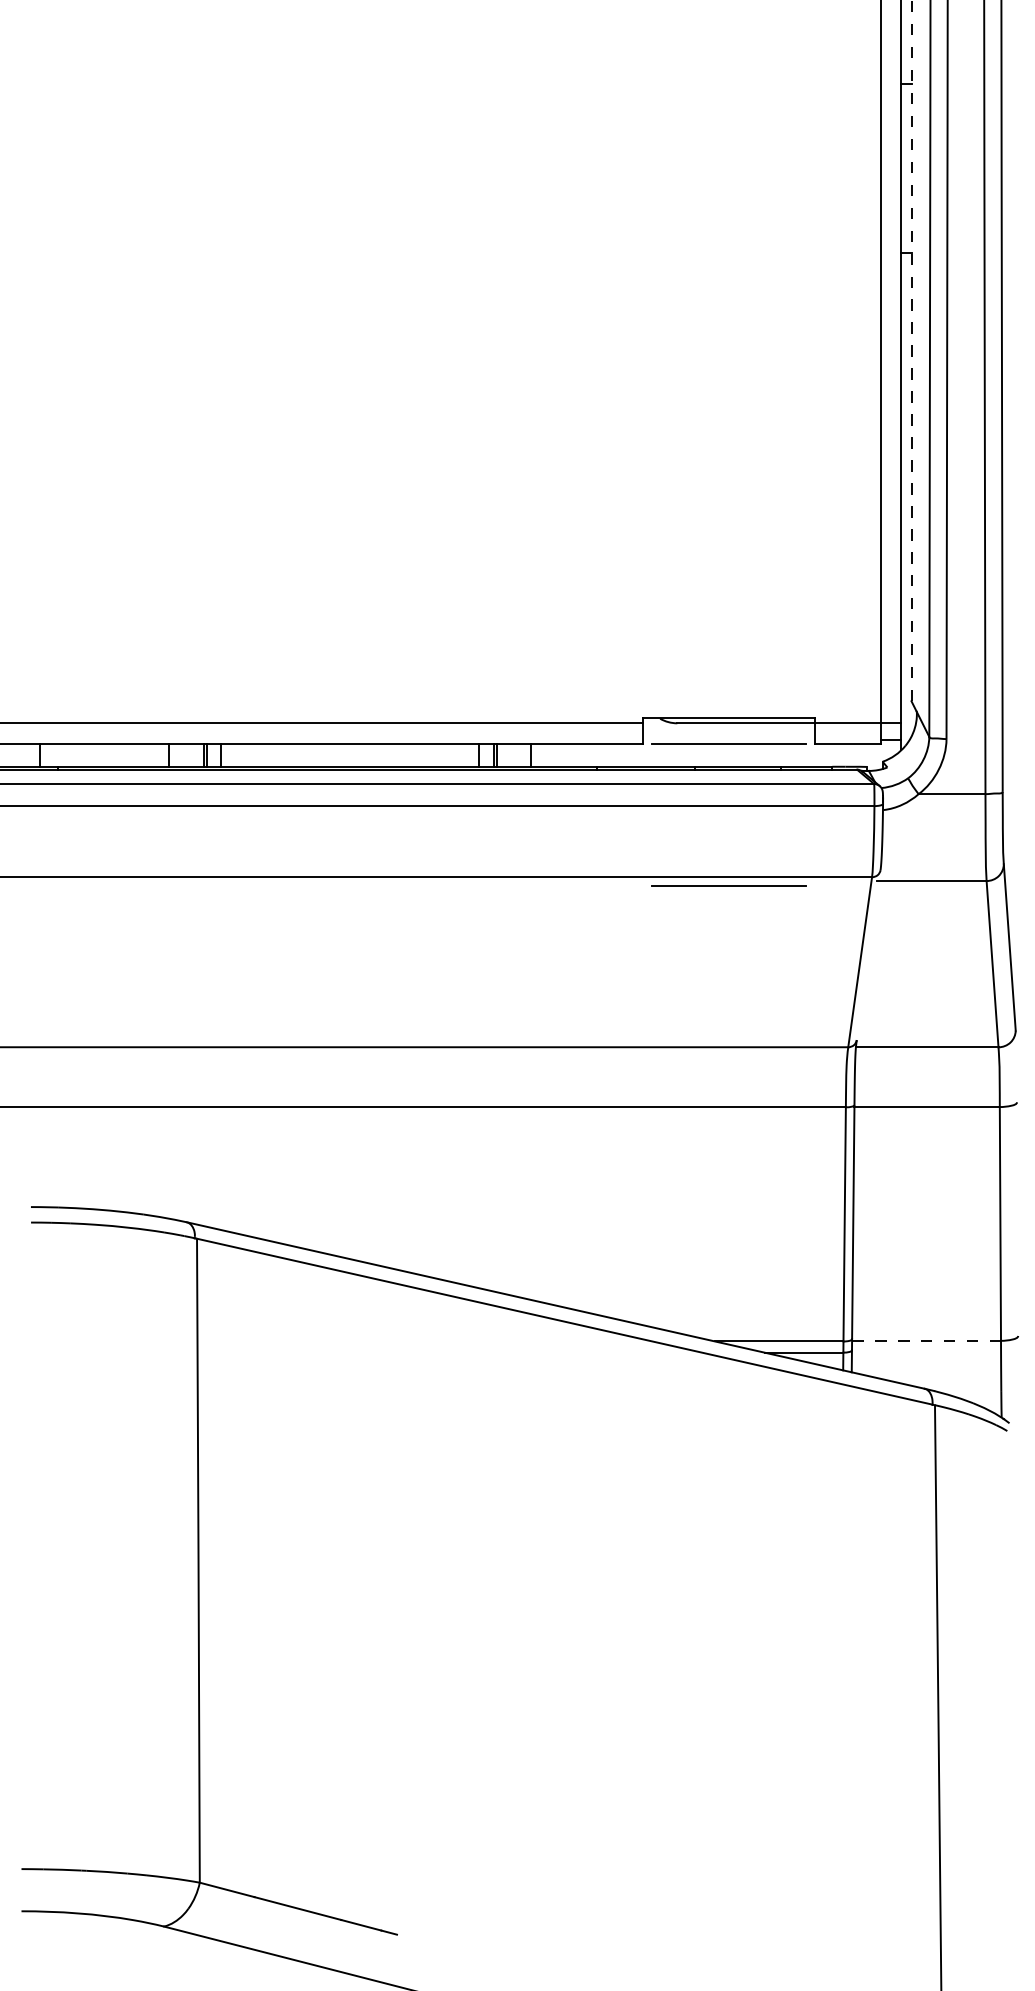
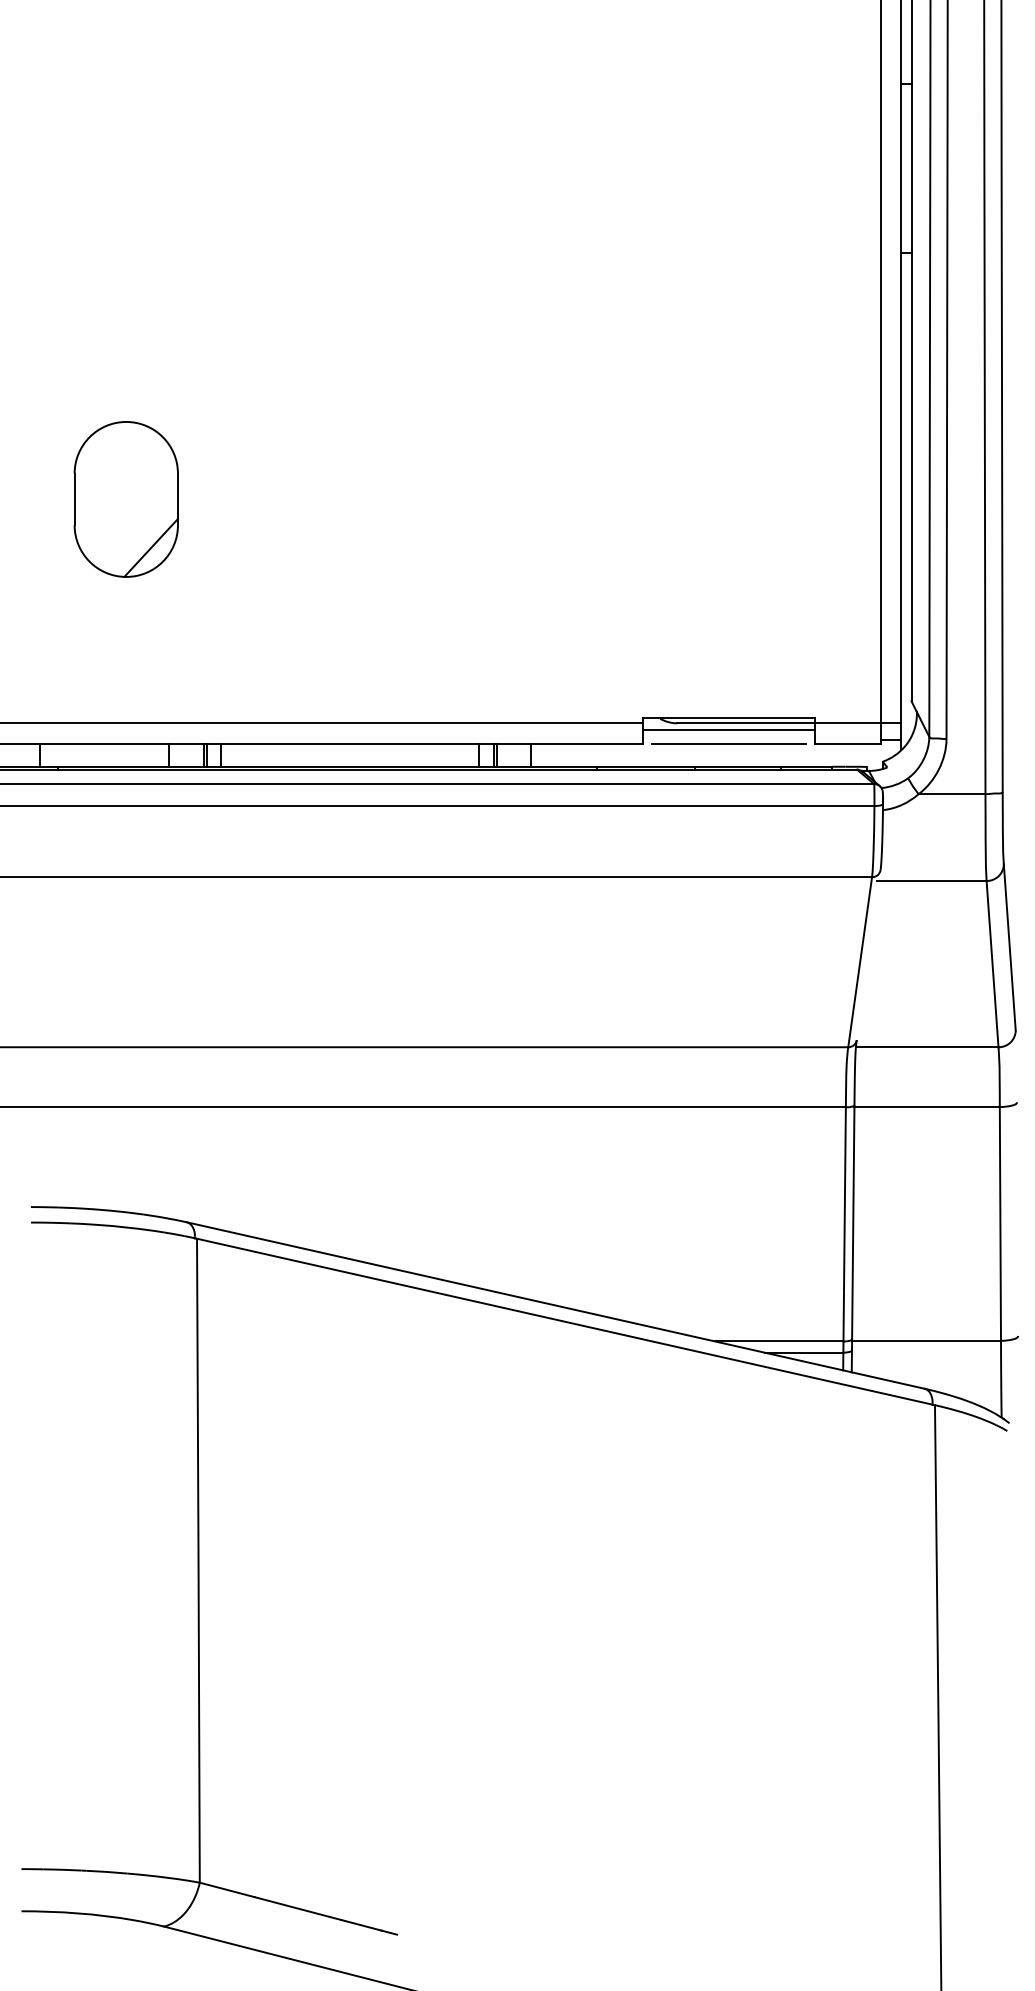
line: dashed -> solid (911, 350)
part: none -> present (125, 499)
line: none -> present (728, 730)
line: present -> none (728, 885)
line: dashed -> solid (927, 1340)
